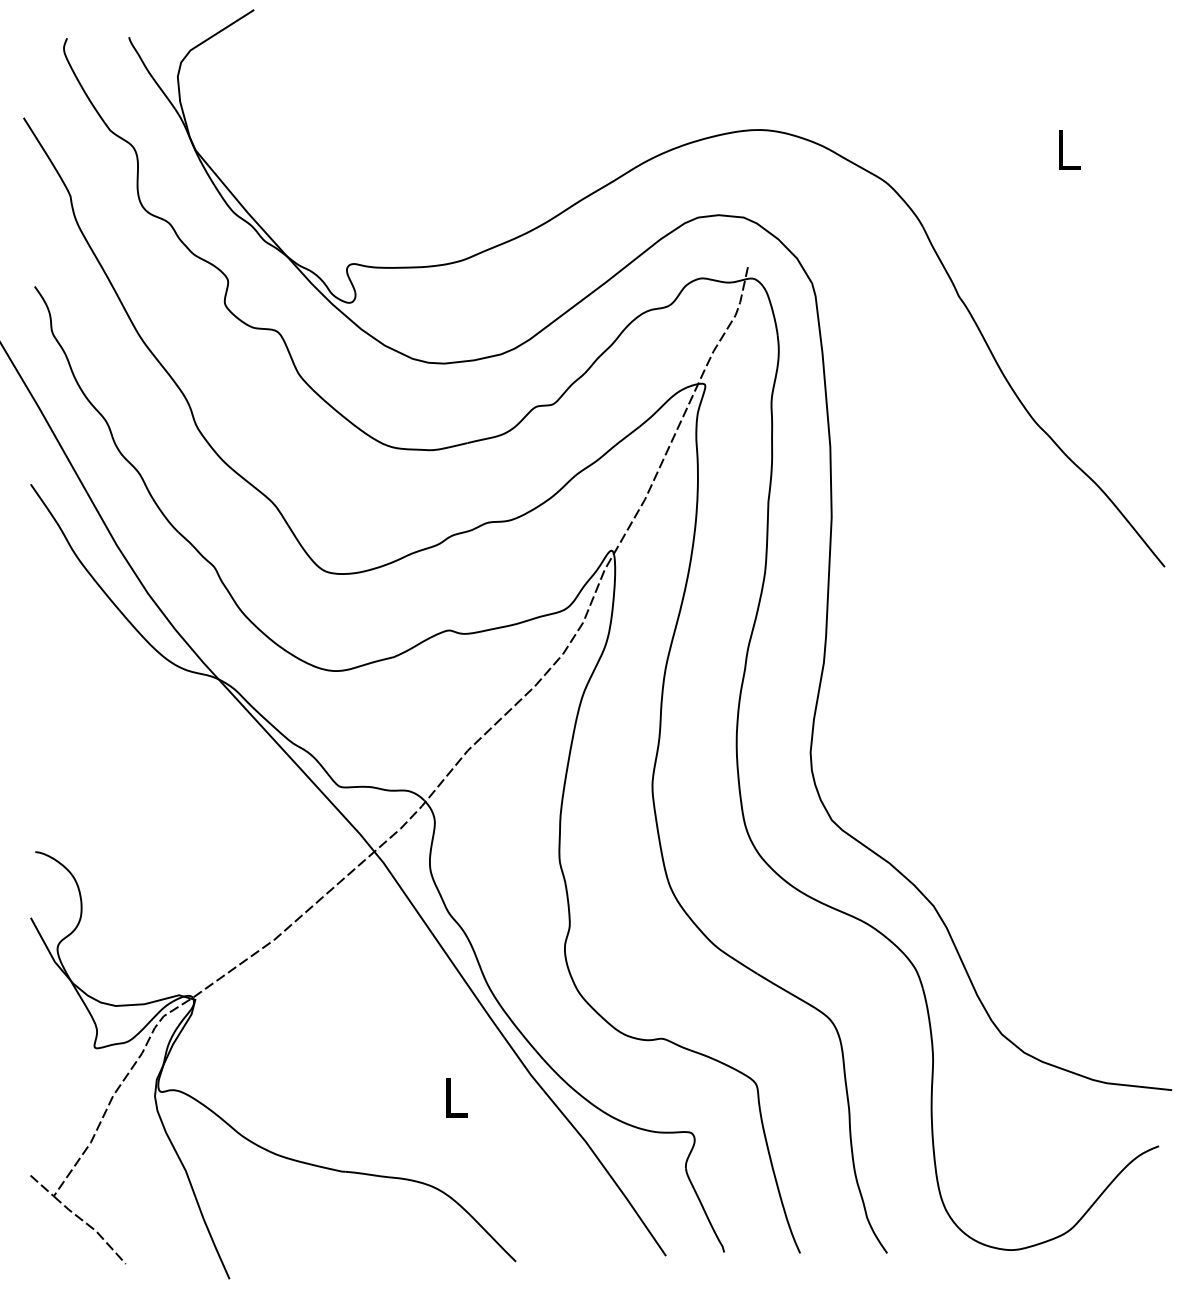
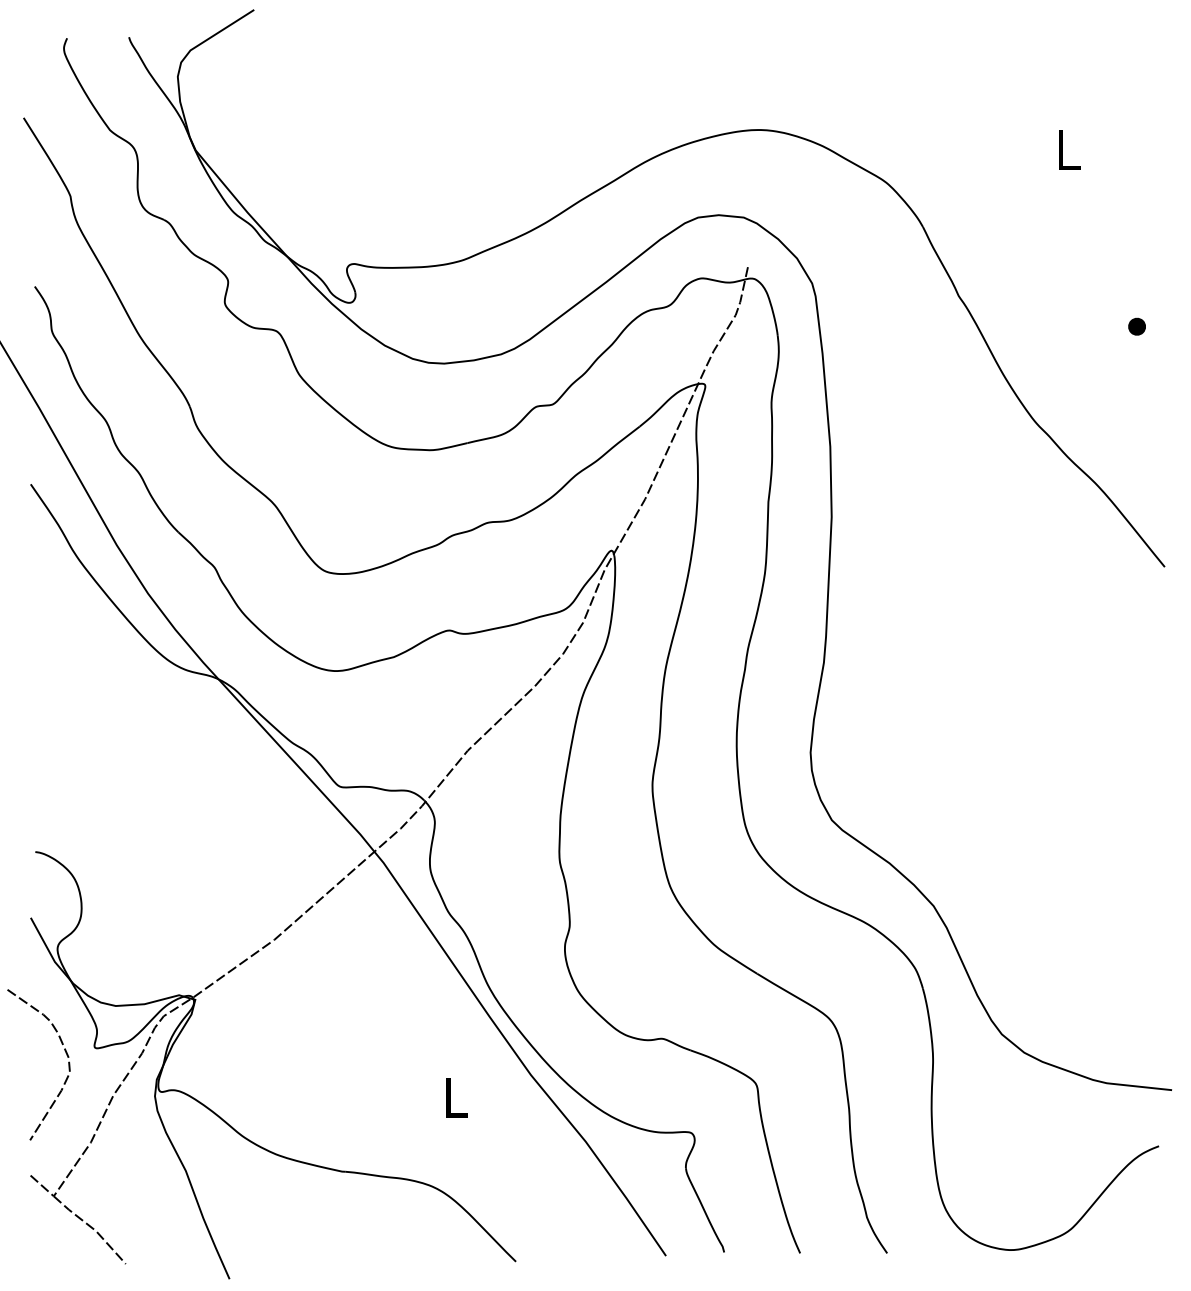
part: none -> present (1136, 326)
curve: none -> present (65, 1053)
